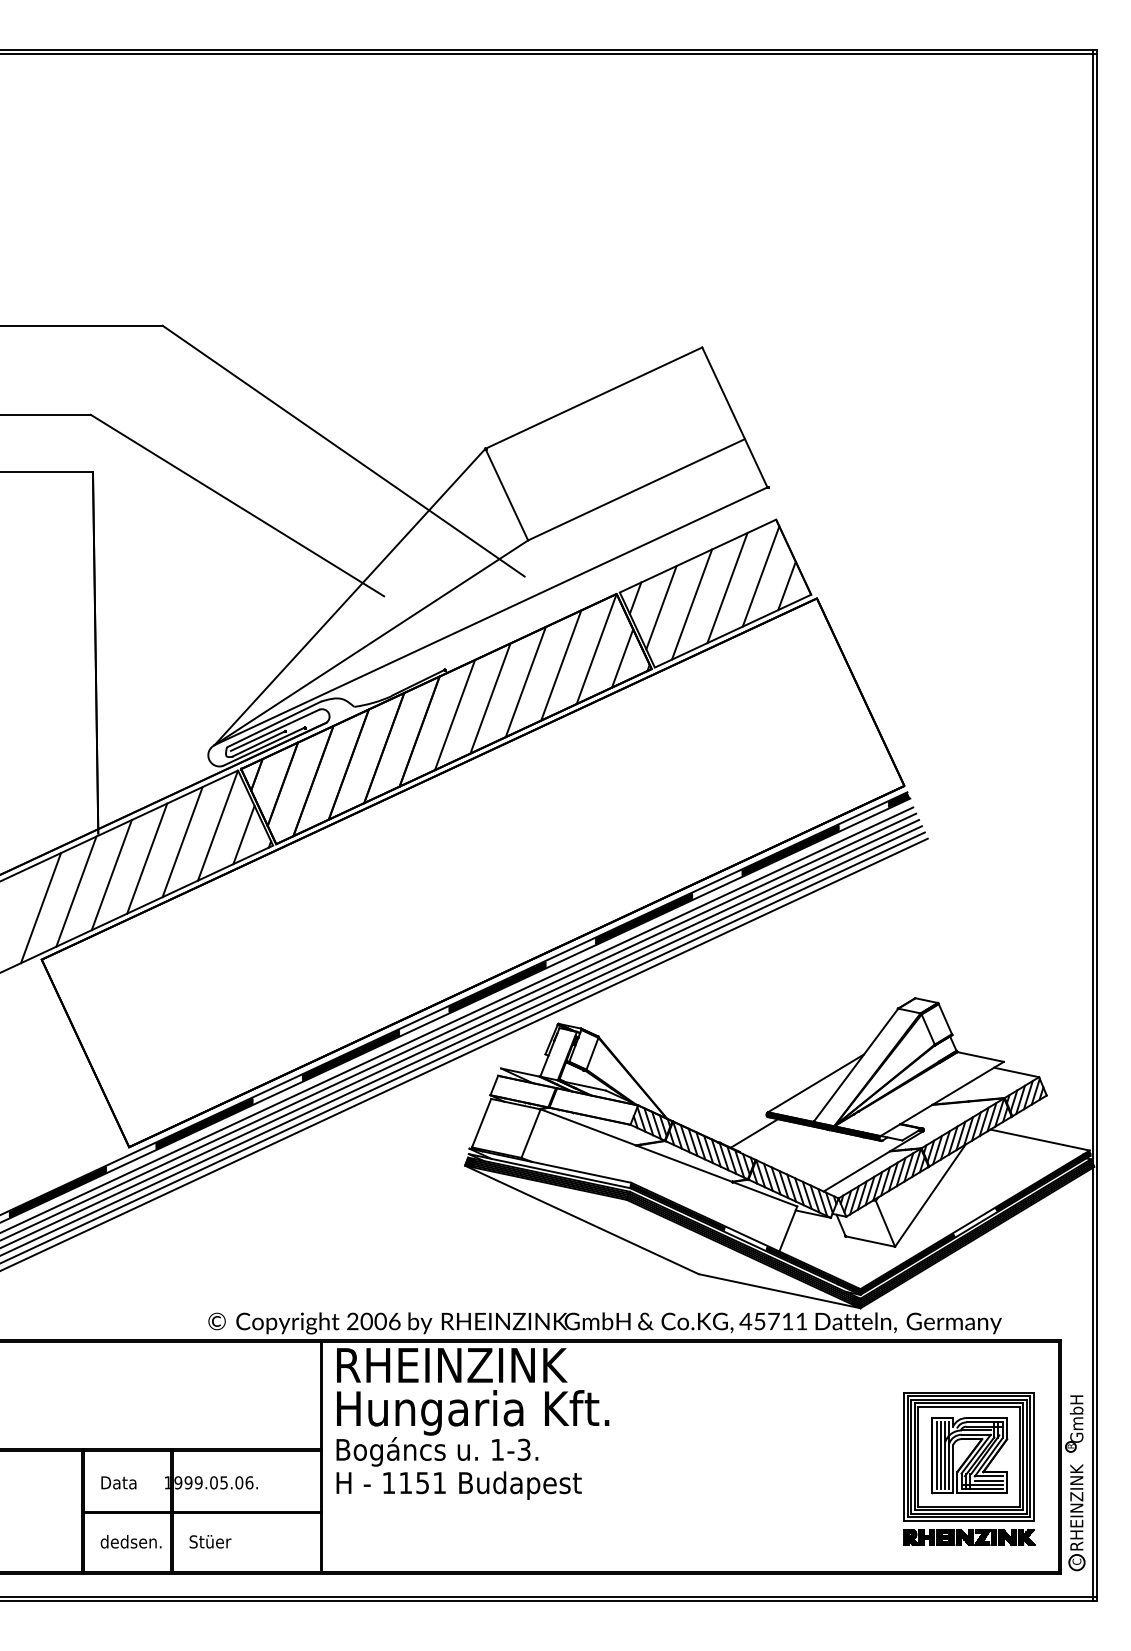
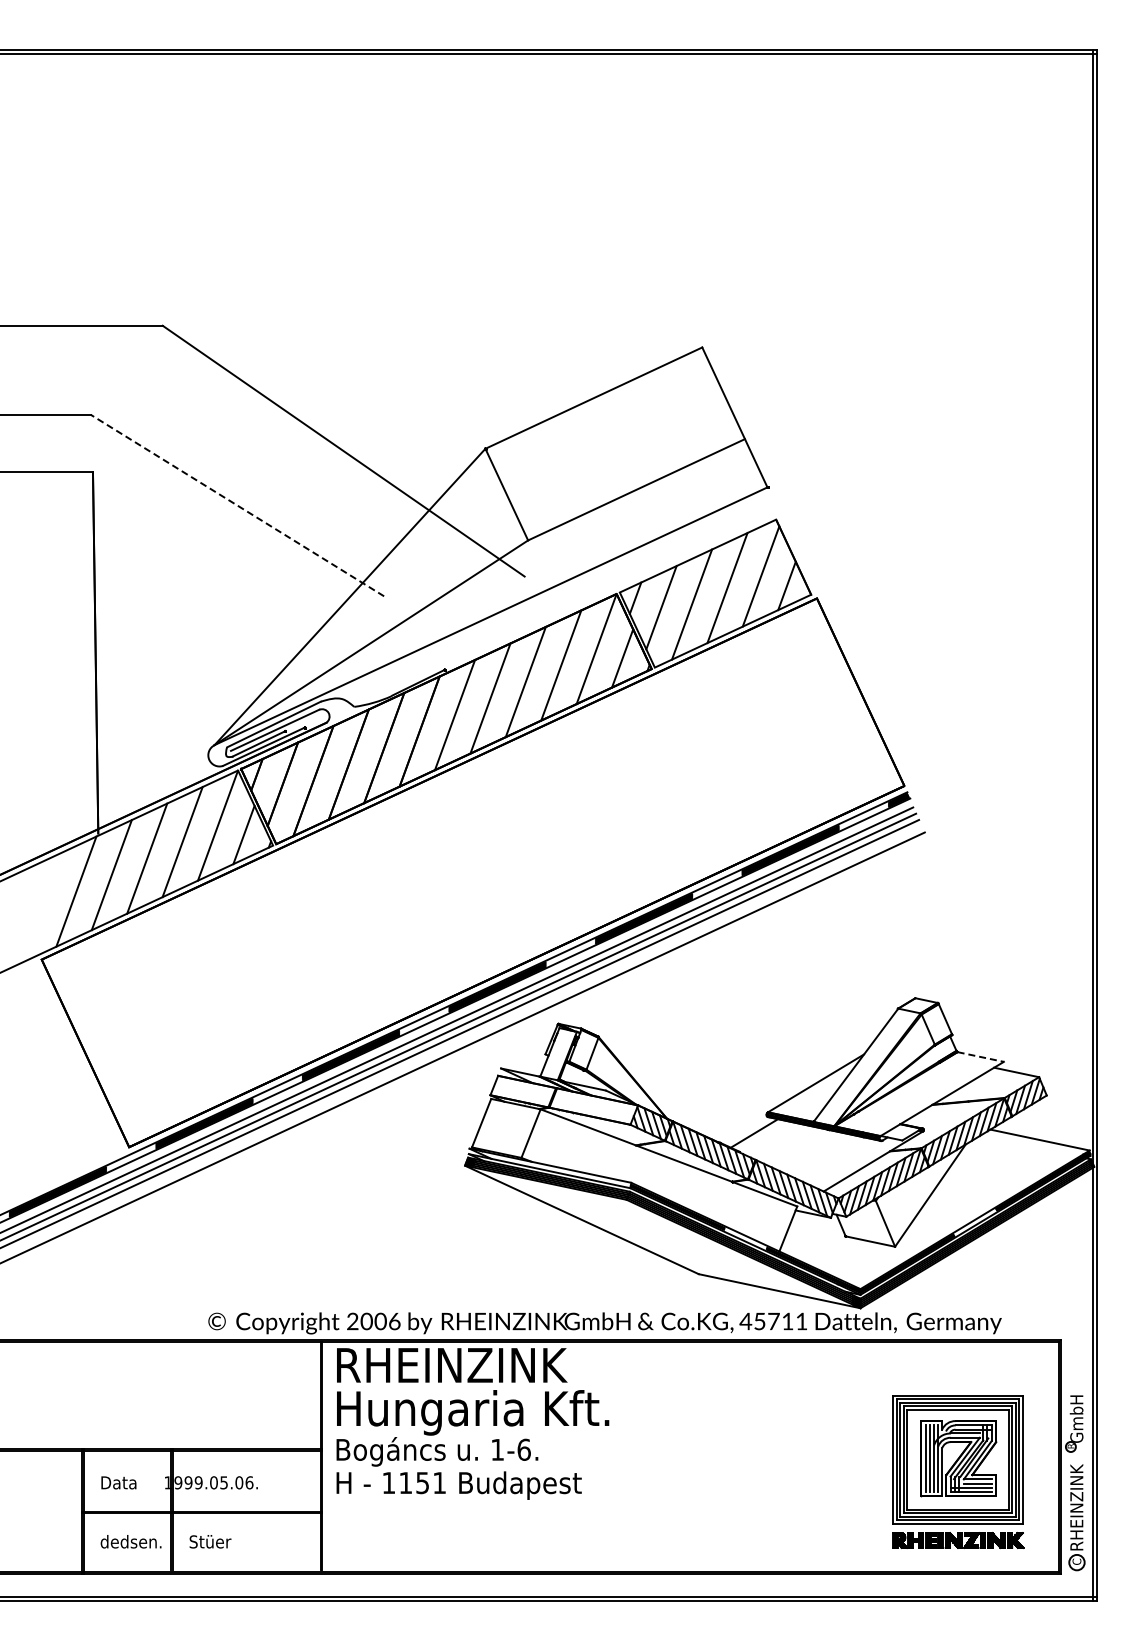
line: solid -> dashed (237, 505)
line: present -> none (40, 908)
line: present -> none (461, 1040)
line: present -> none (464, 1054)
line: solid -> dashed (980, 1057)
text: 1-3. -> 1-6. (523, 1449)
part position: (969, 1468) -> (958, 1471) (958, 1471)
